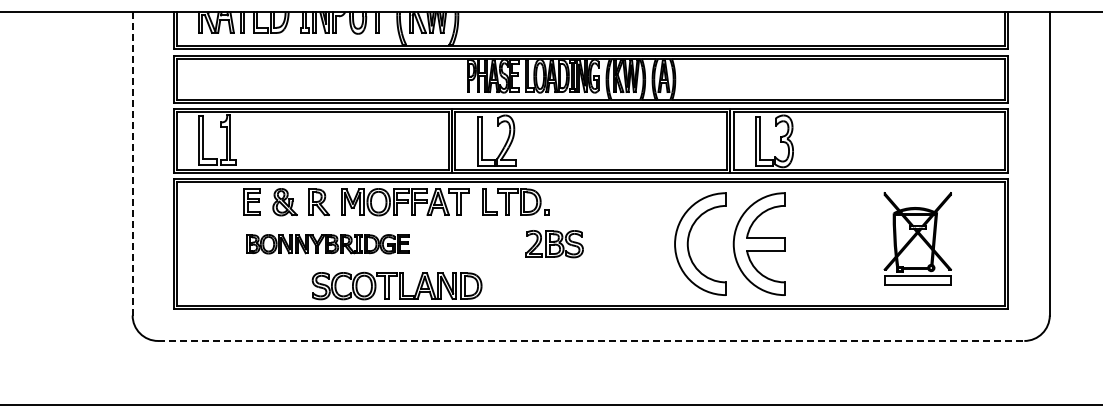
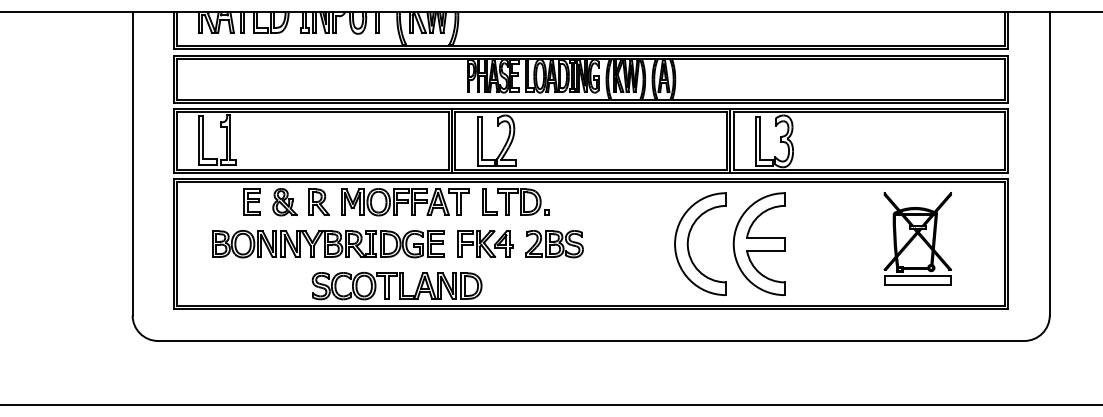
line: dashed -> solid (132, 163)
part: none -> present (485, 243)
part size: 164x21 px -> 233x29 px (328, 244)
line: dashed -> solid (591, 340)
